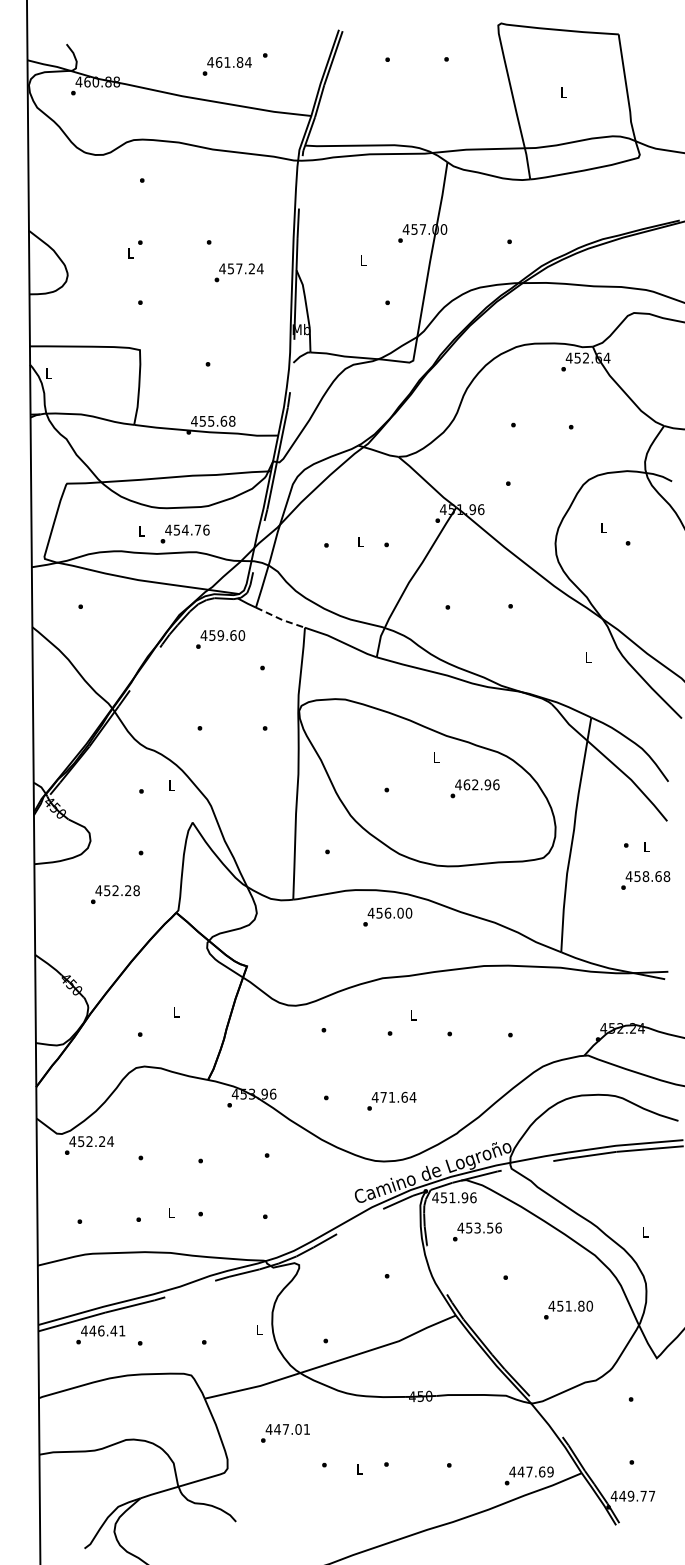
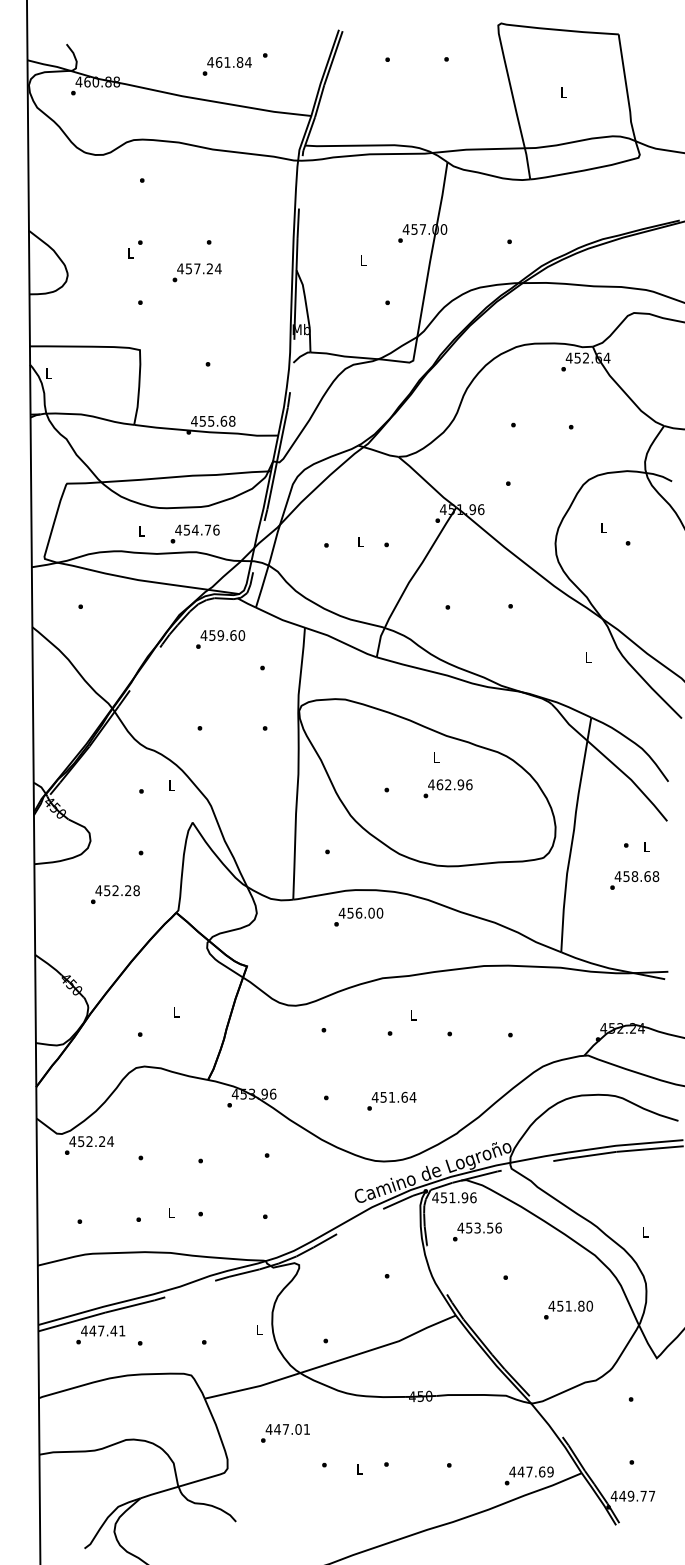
text position: (238, 272) -> (196, 272) (196, 272)
text position: (184, 533) -> (194, 533) (194, 533)
line: dashed -> solid (280, 619)
text position: (474, 788) -> (447, 788) (447, 788)
text position: (645, 880) -> (634, 880) (634, 880)
text position: (387, 916) -> (358, 916) (358, 916)
text: 471.64 -> 451.64 (383, 1097)
text: 446.41 -> 447.41 (101, 1330)
